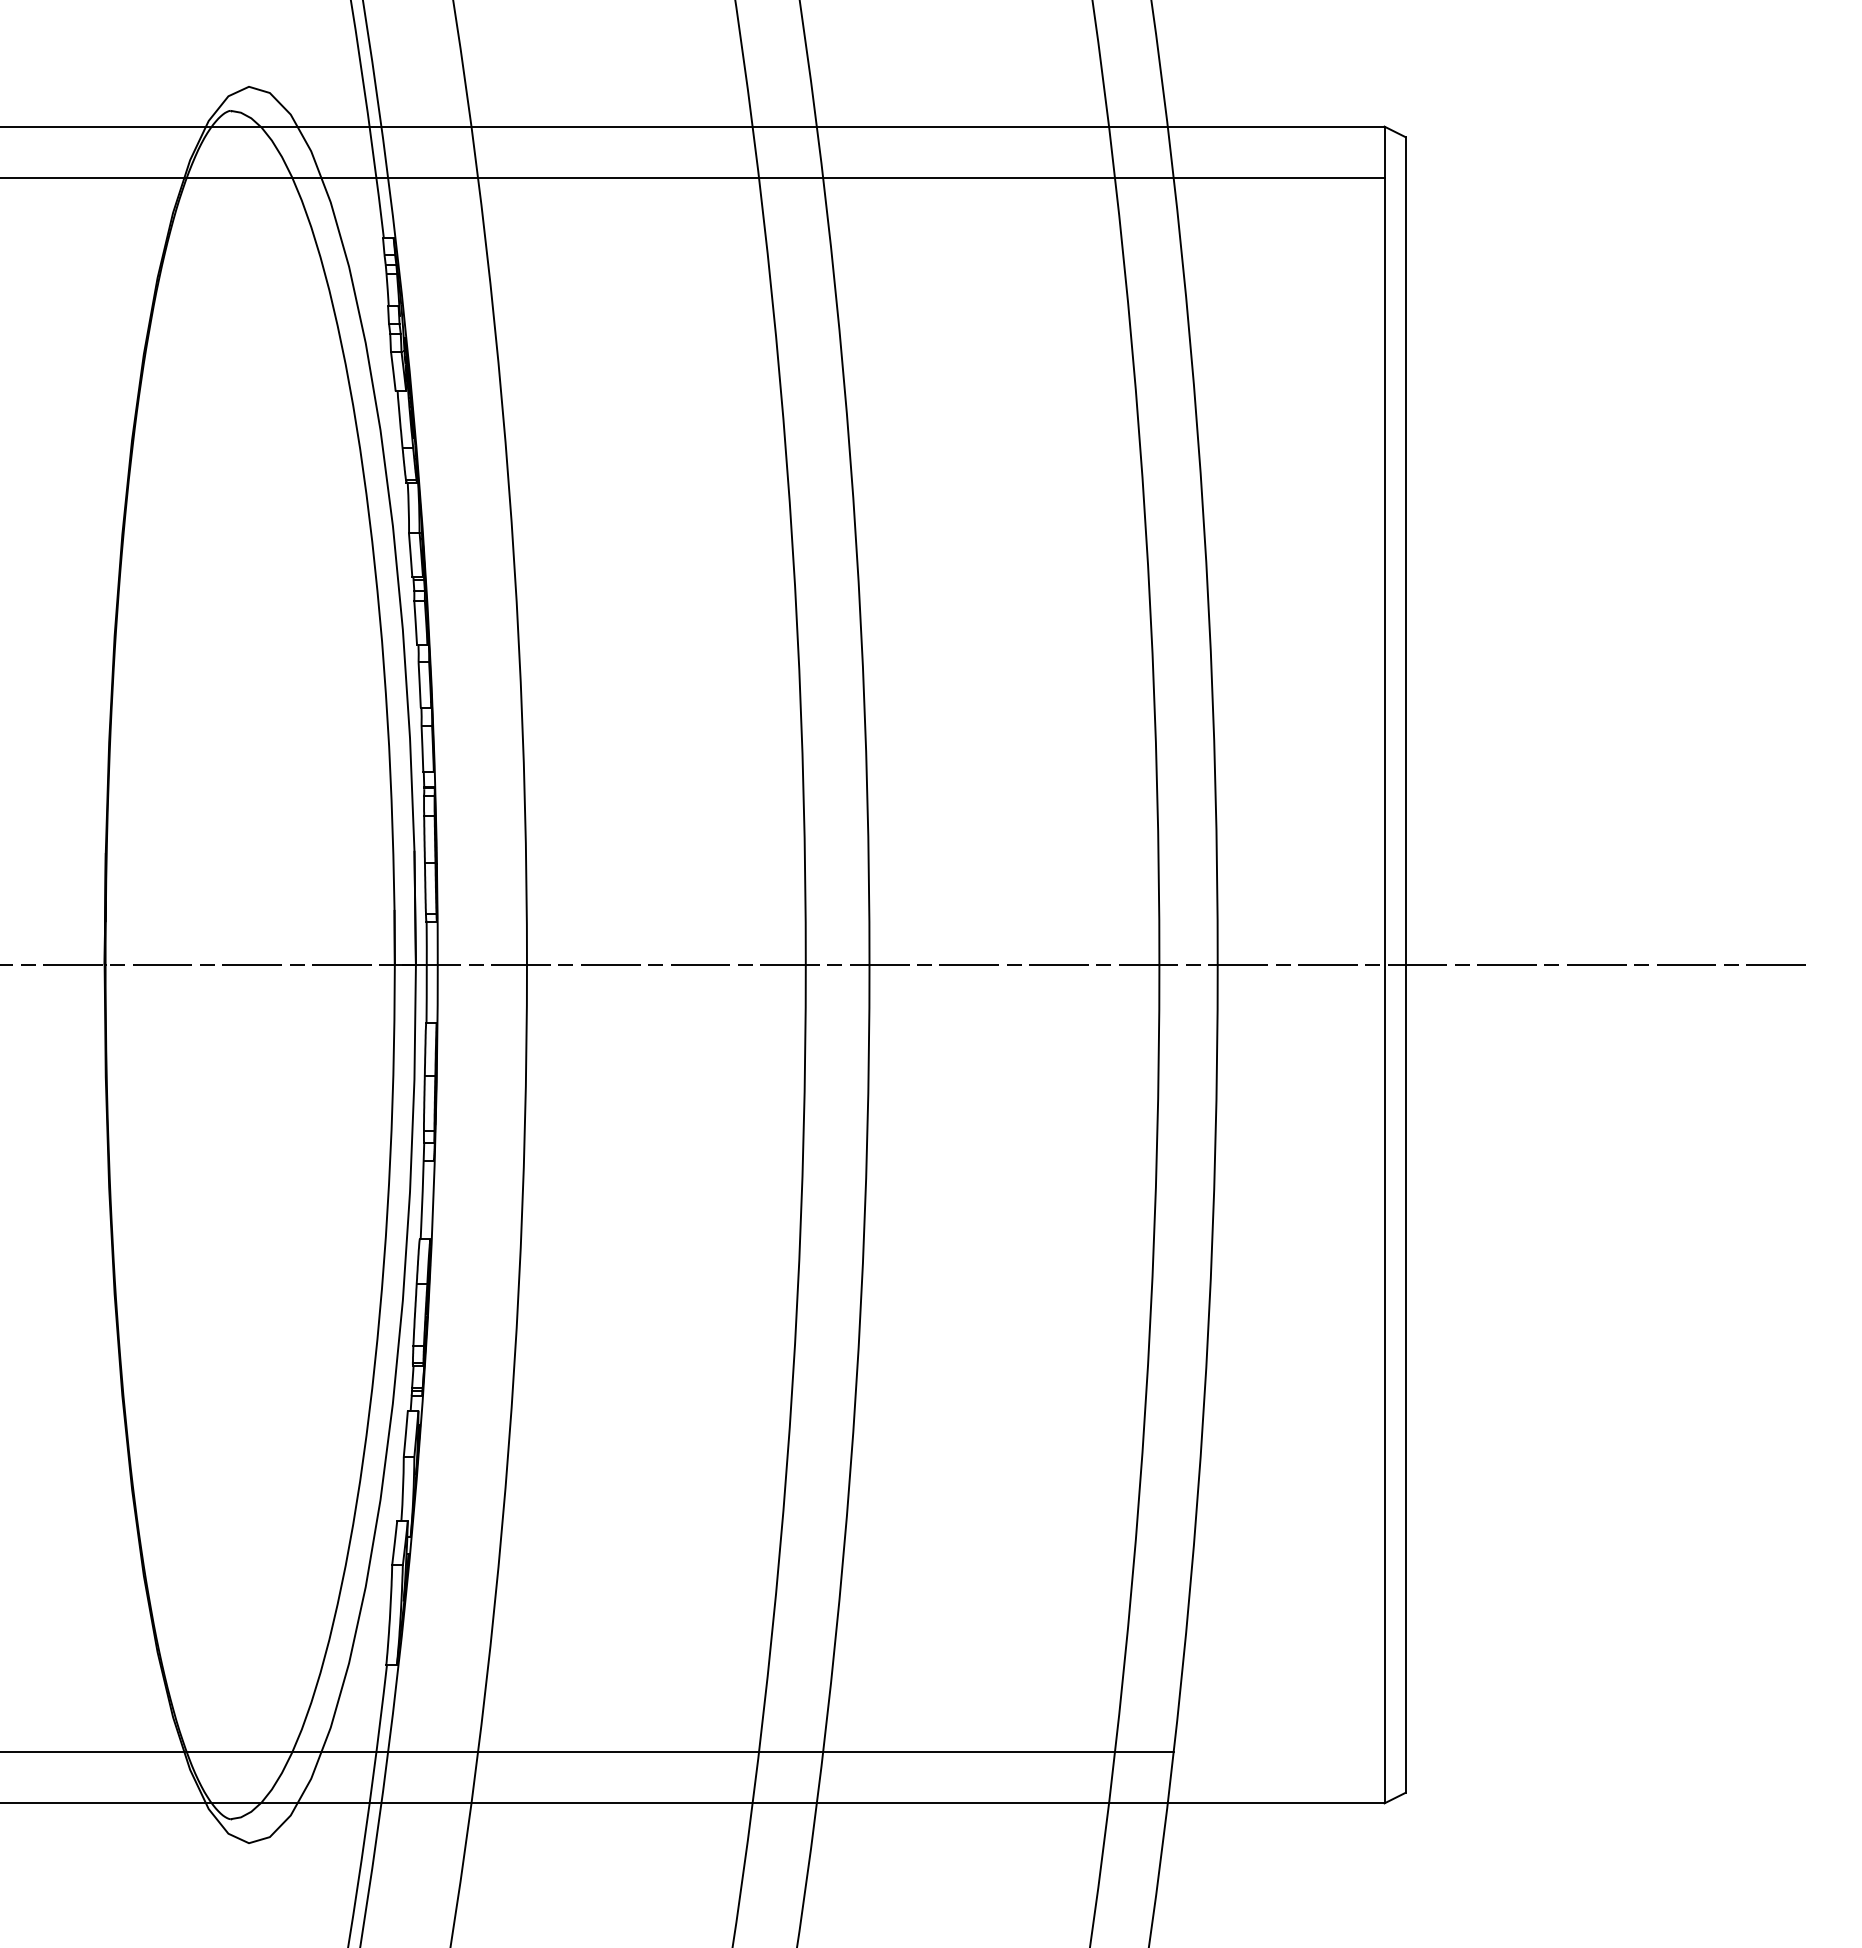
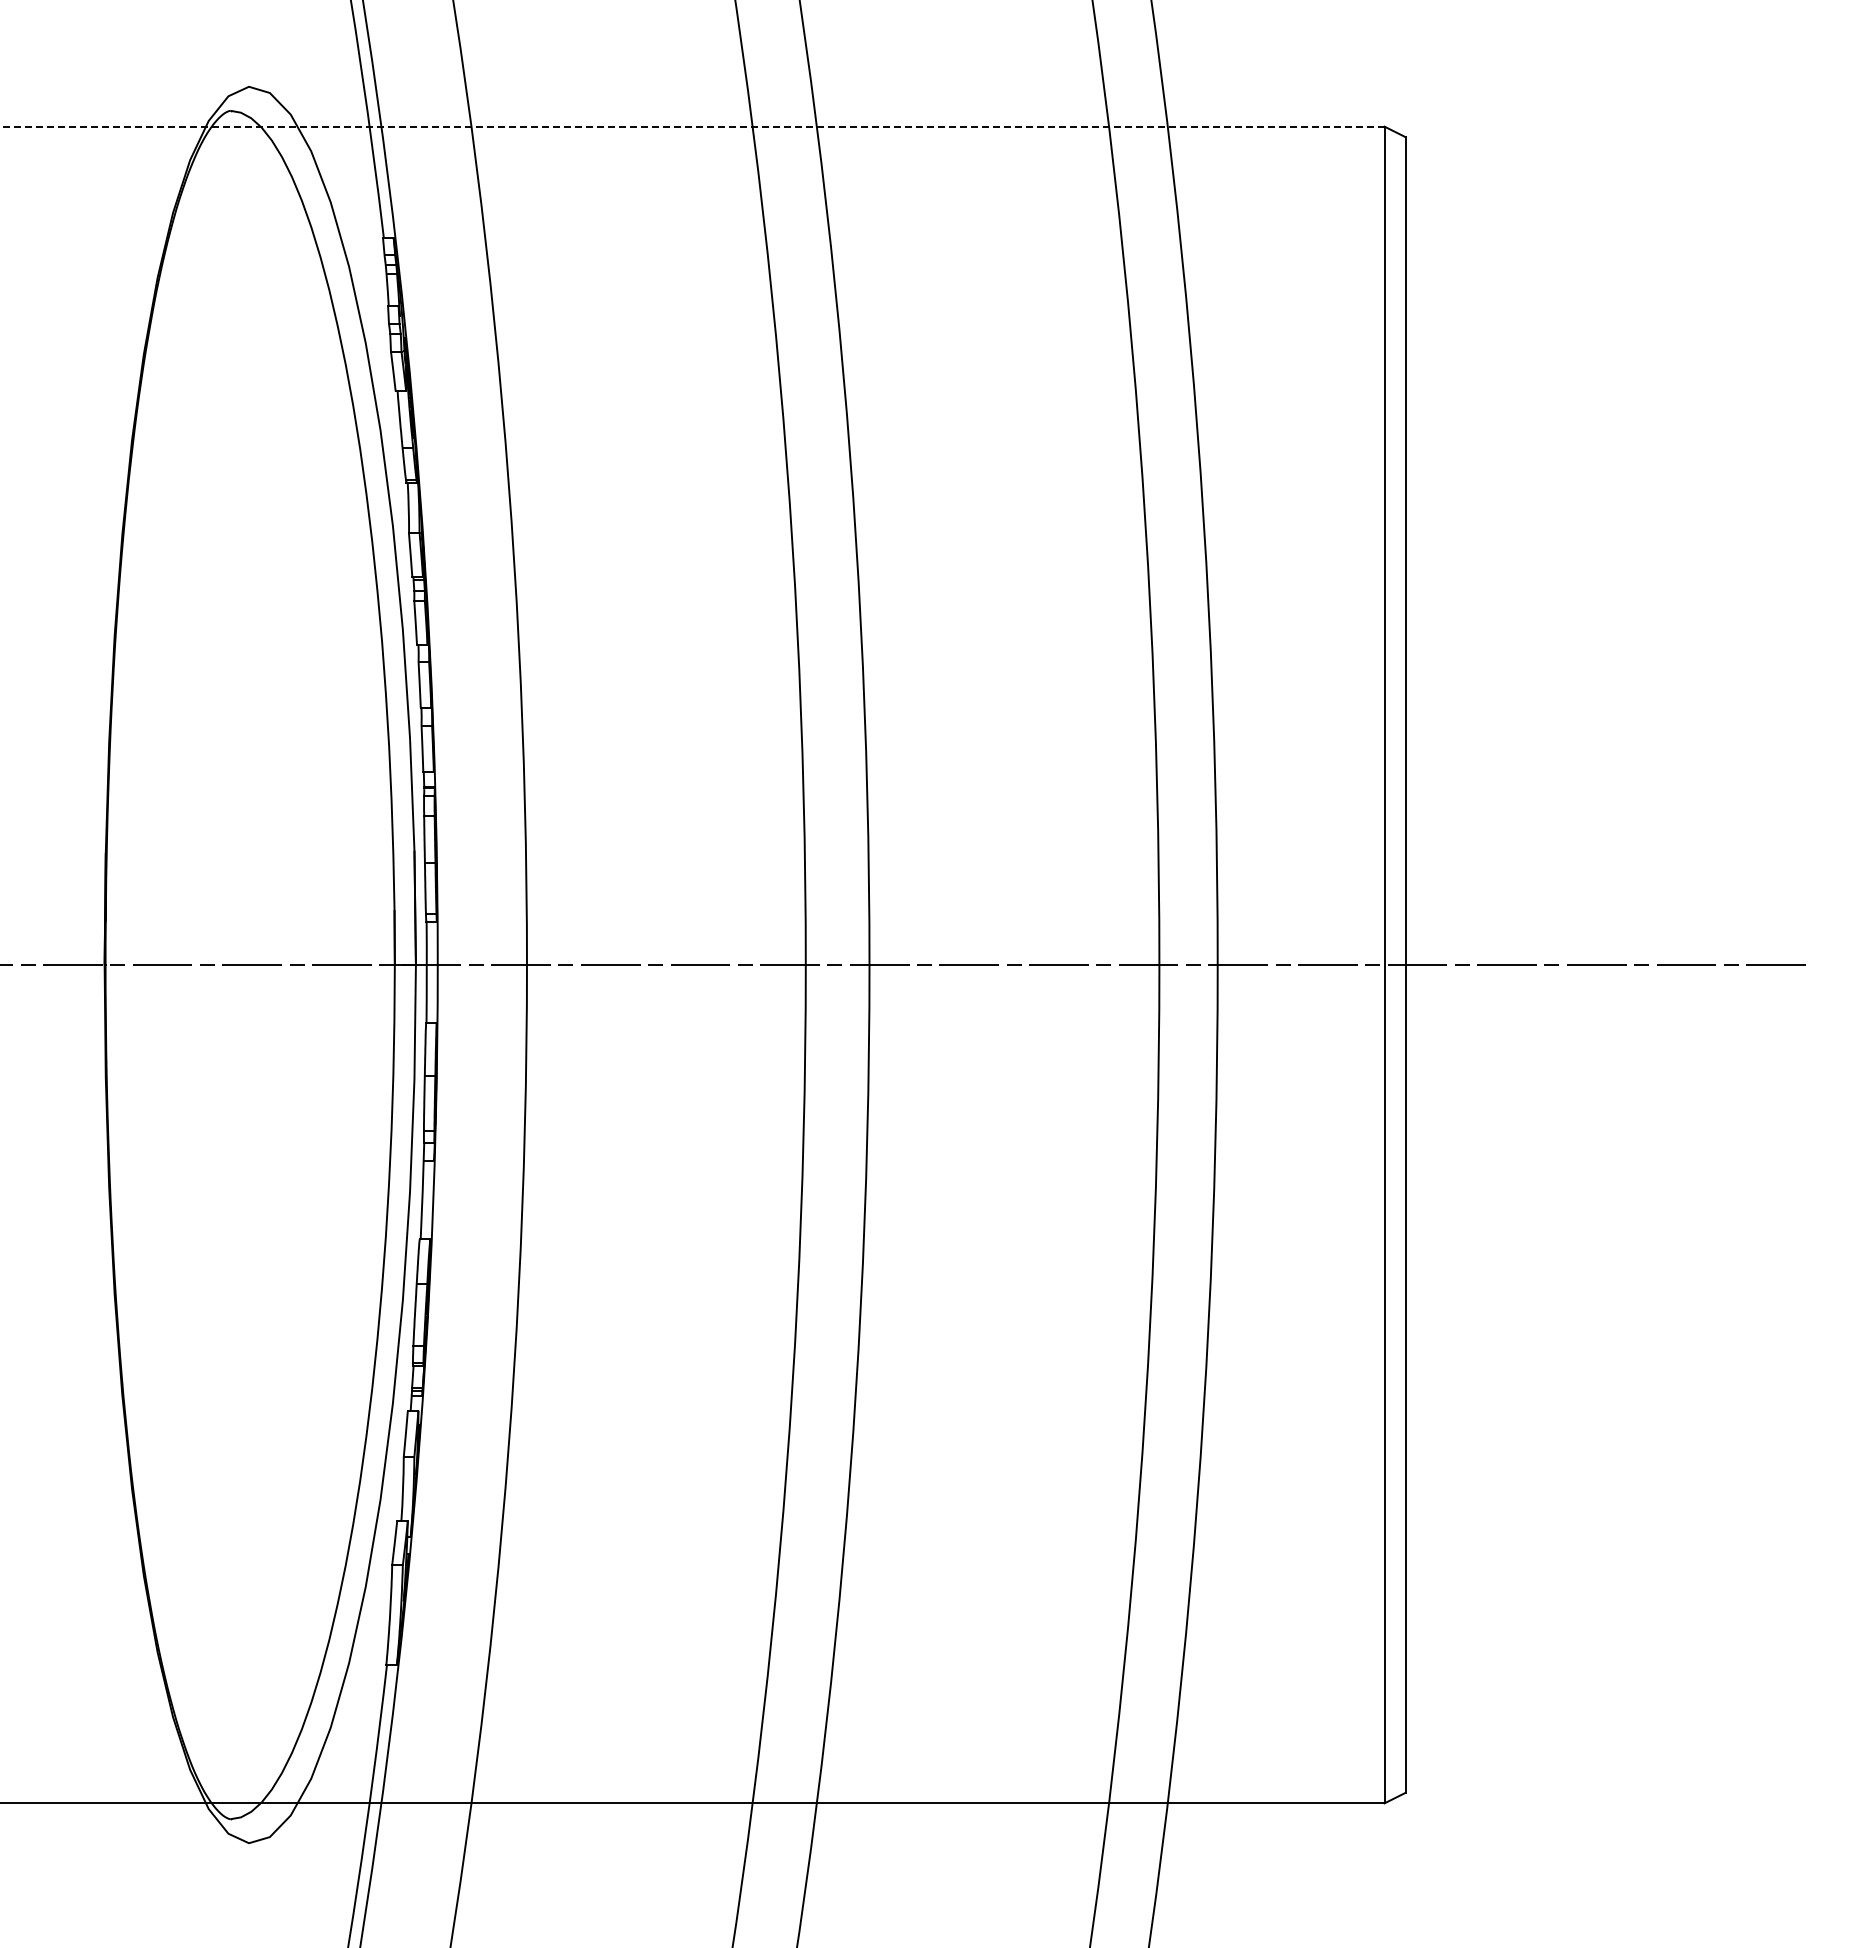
line: solid -> dashed (692, 126)
line: present -> none (693, 178)
line: present -> none (587, 1751)
